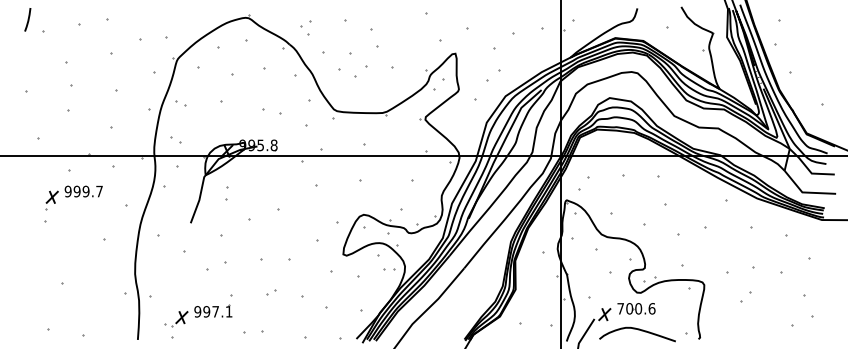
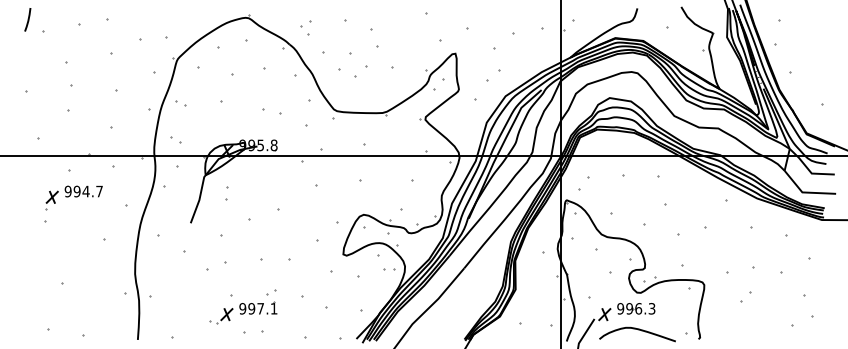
text: 999.7 -> 994.7 (85, 191)
text: 700.6 -> 996.3 (636, 308)
part position: (198, 315) -> (243, 312) (243, 312)
